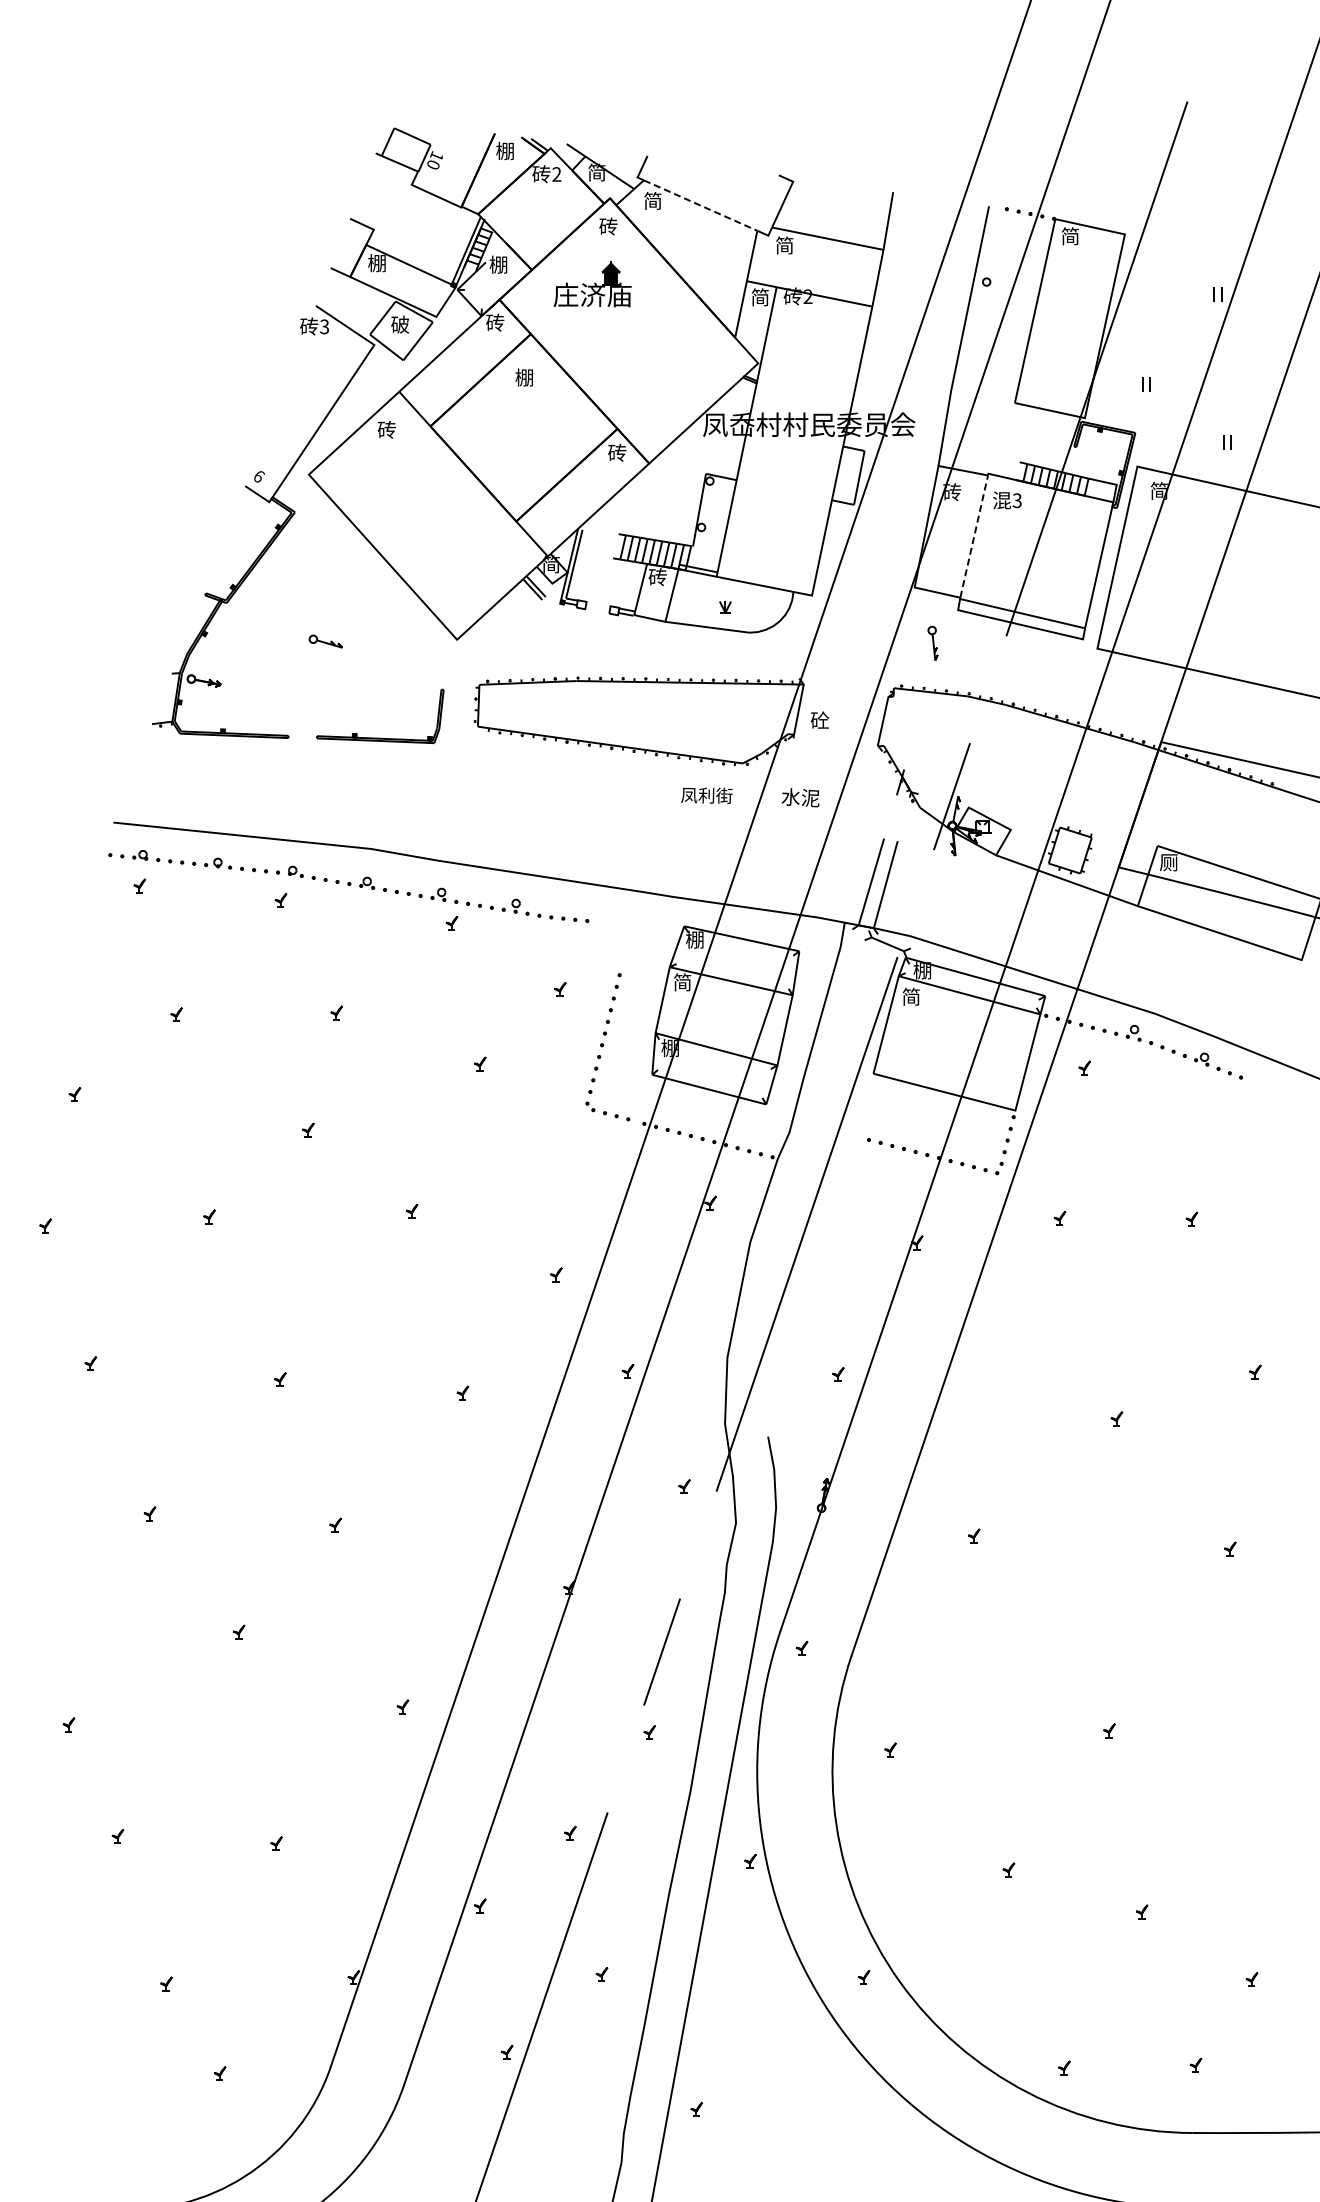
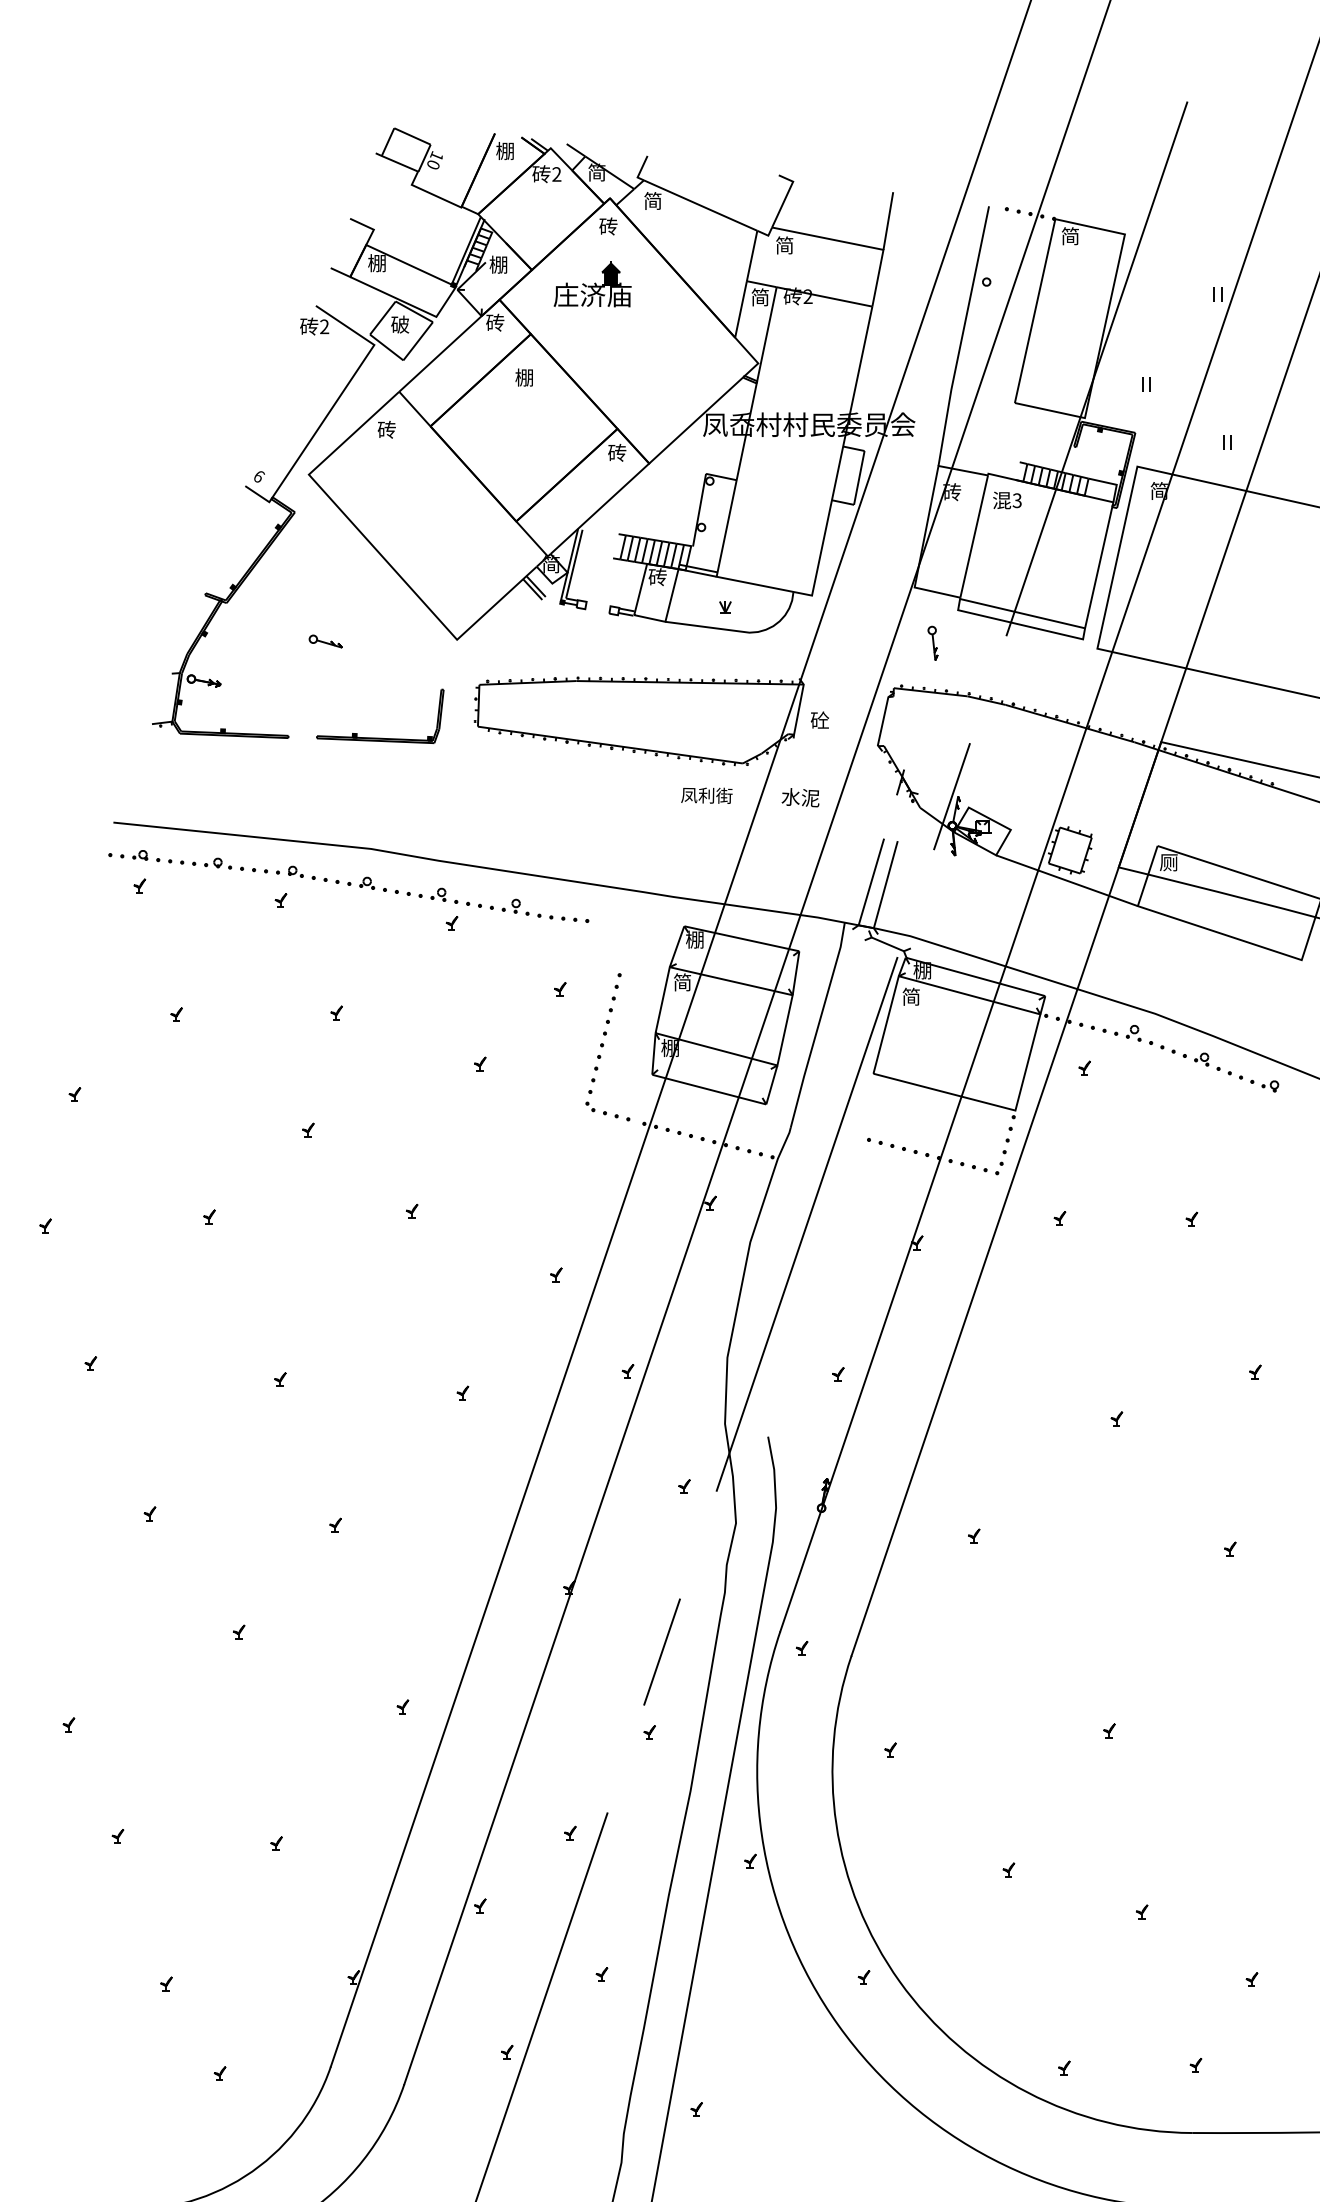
line: dashed -> solid (701, 205)
text: 3 -> 2 (324, 327)
line: dashed -> solid (974, 536)
part: none -> present (1264, 1085)
